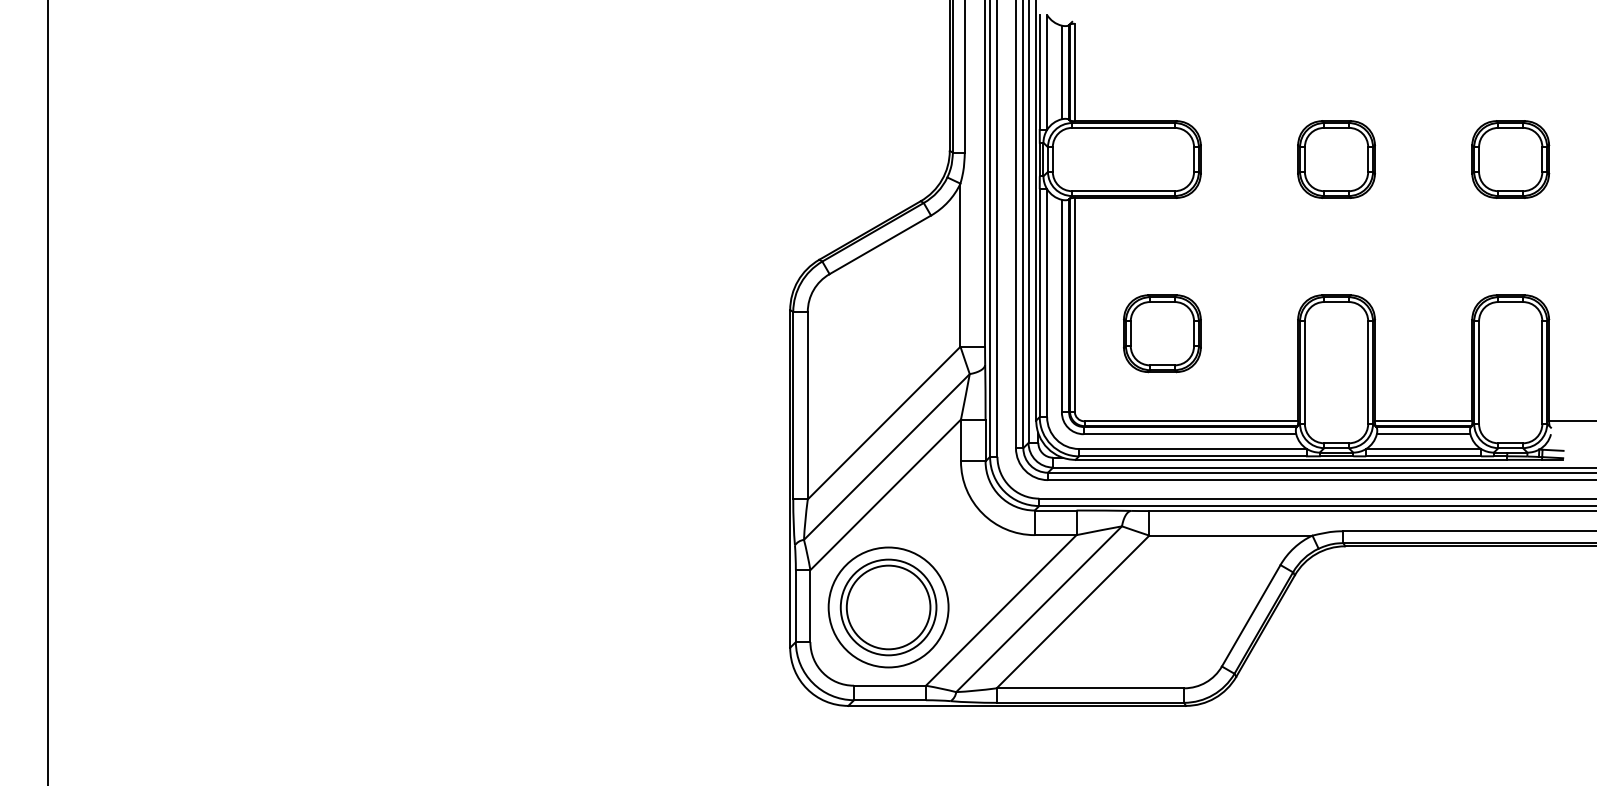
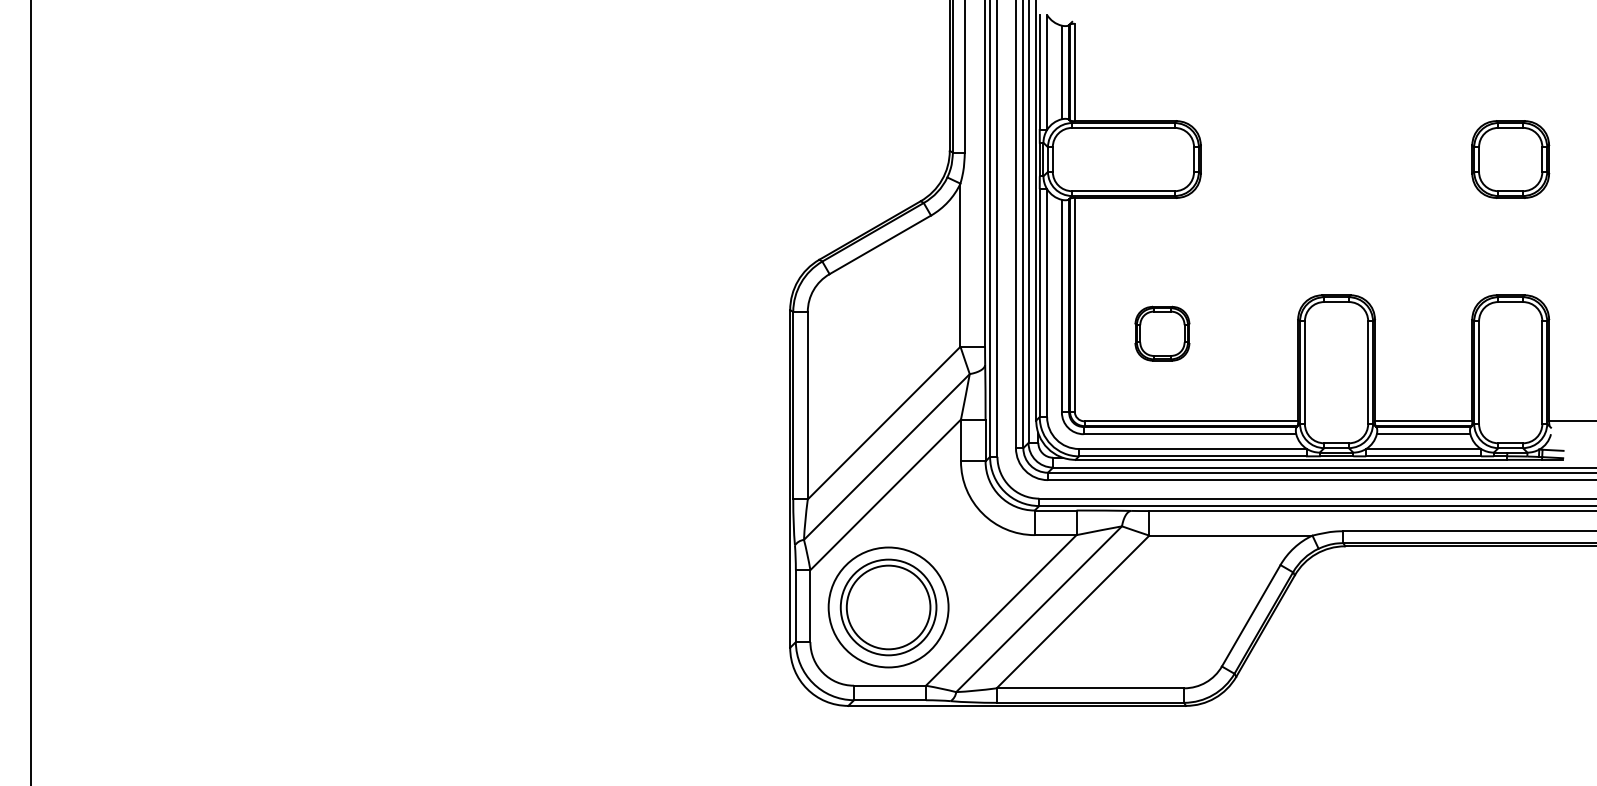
part: present -> none (1336, 159)
part size: 79x80 px -> 57x57 px (1162, 333)
line position: (47, 392) -> (30, 392) (30, 392)
